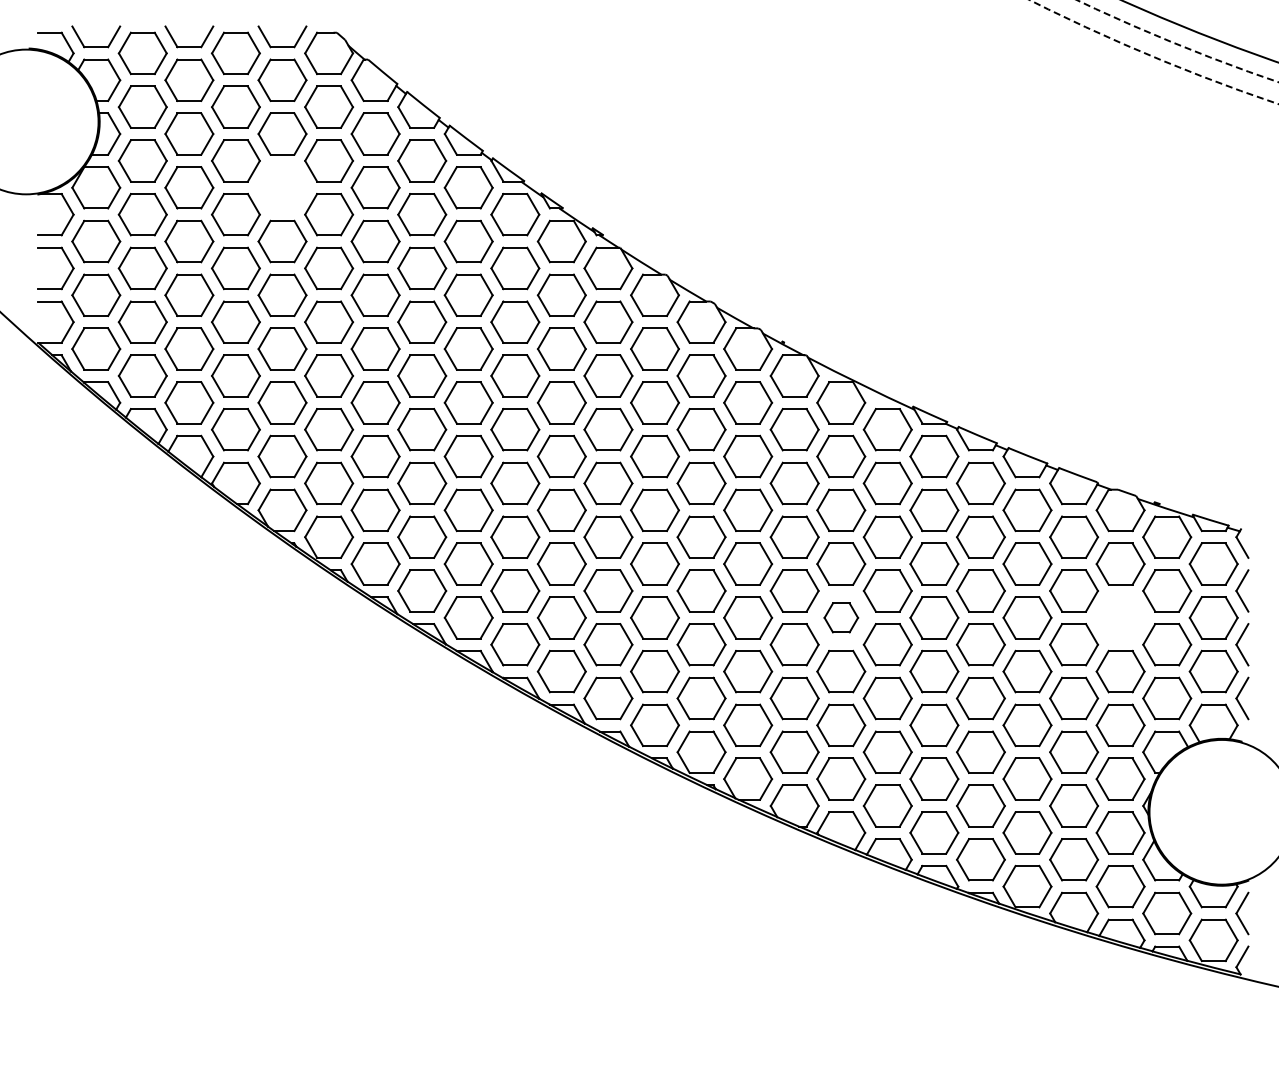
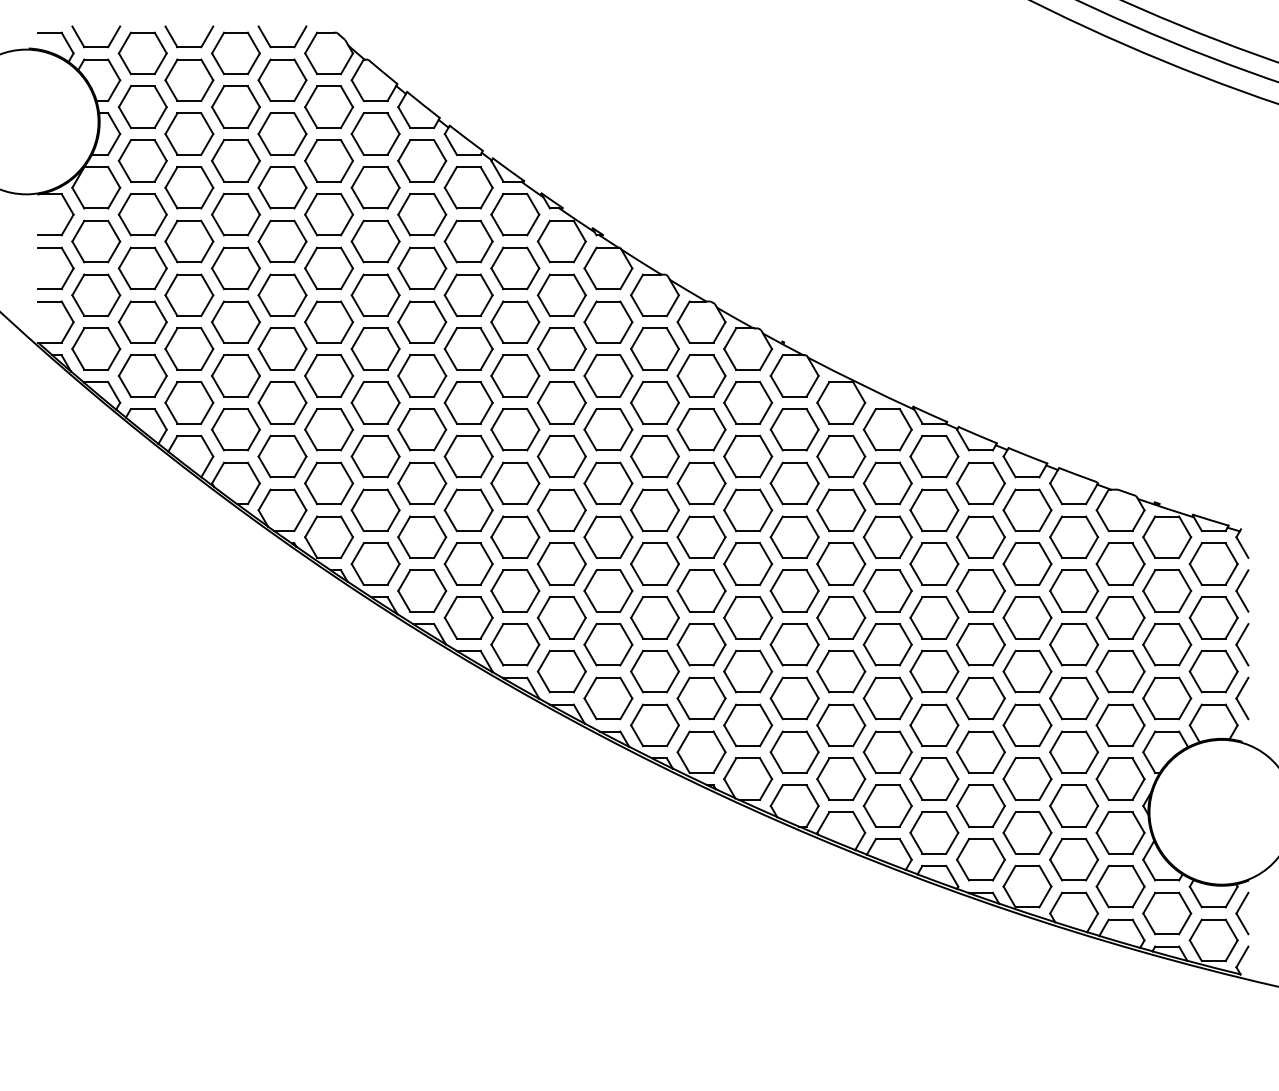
arc: dashed -> solid (1176, 43)
arc: dashed -> solid (1152, 56)
part: none -> present (282, 187)
part size: 37x32 px -> 51x44 px (841, 617)
part: none -> present (1120, 617)
